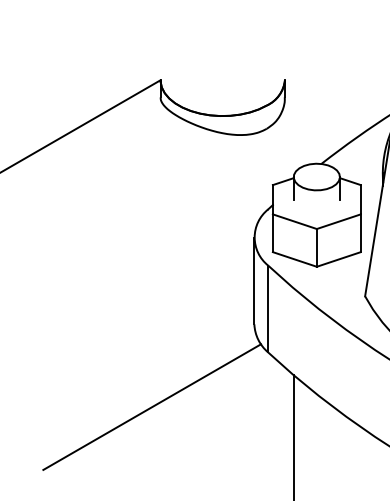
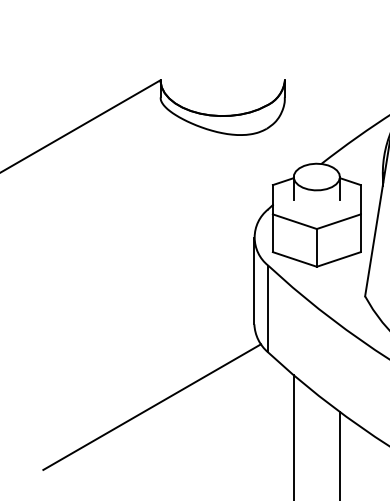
line: none -> present (339, 454)
